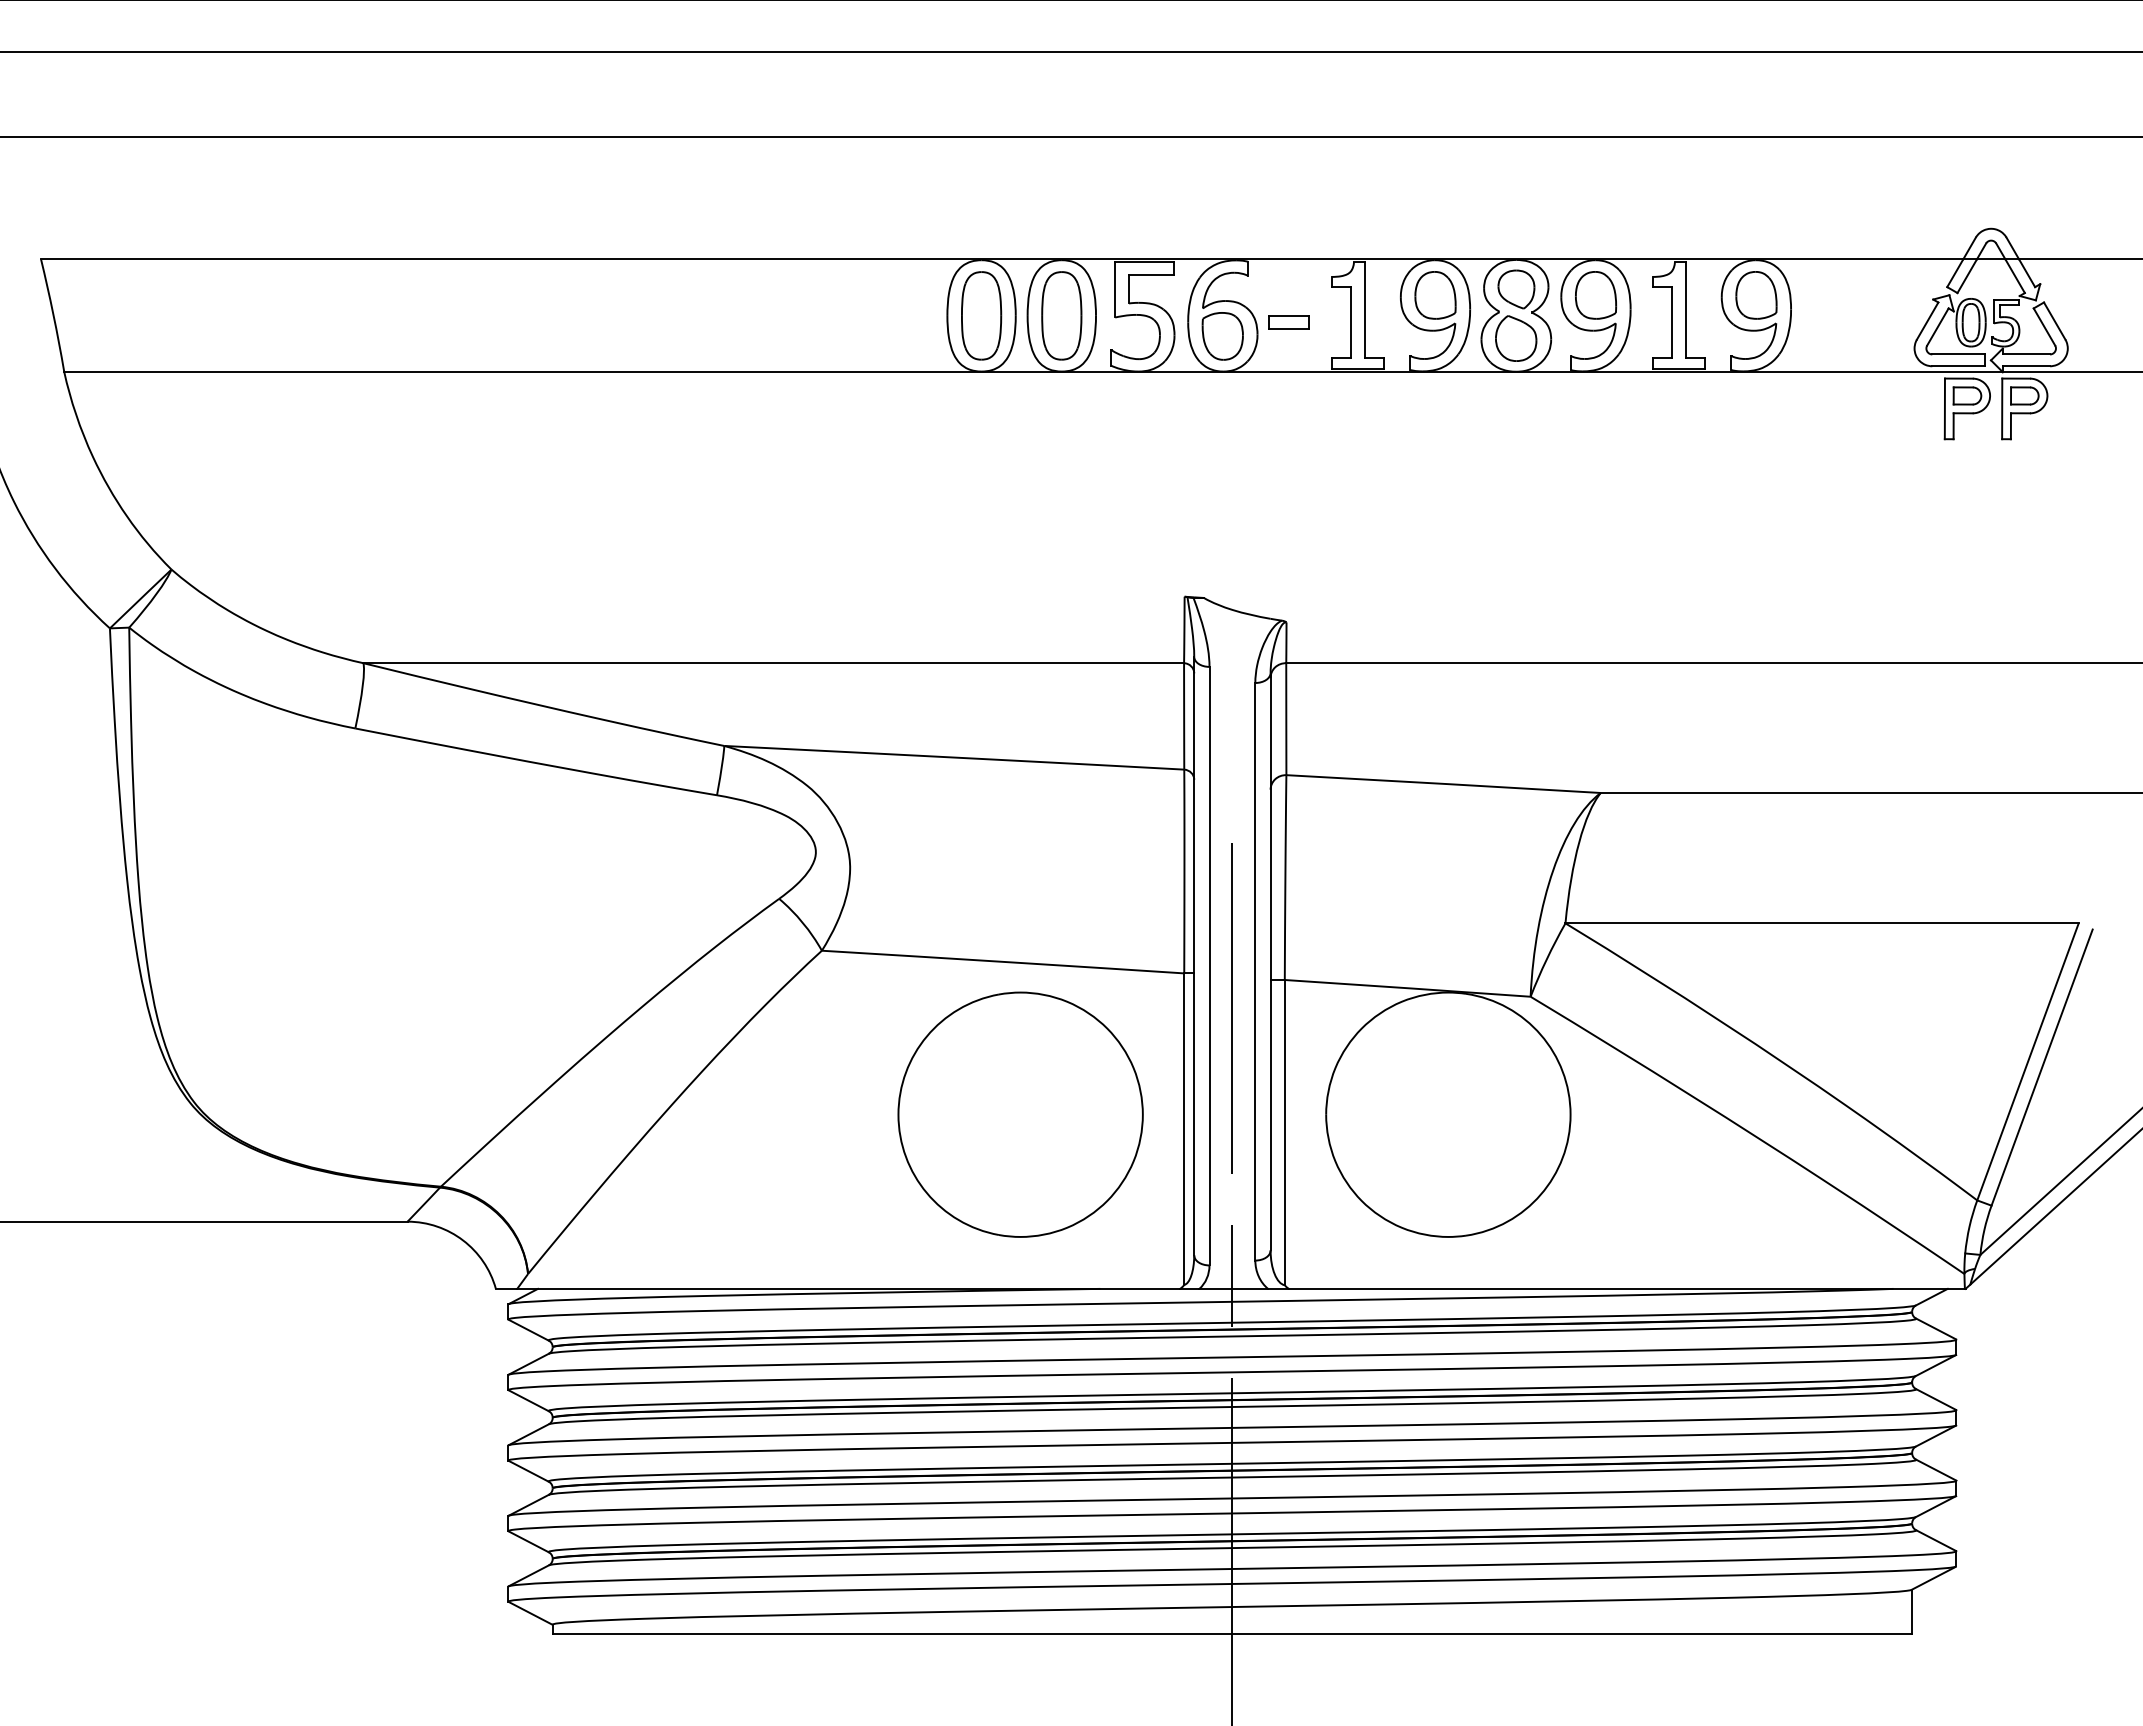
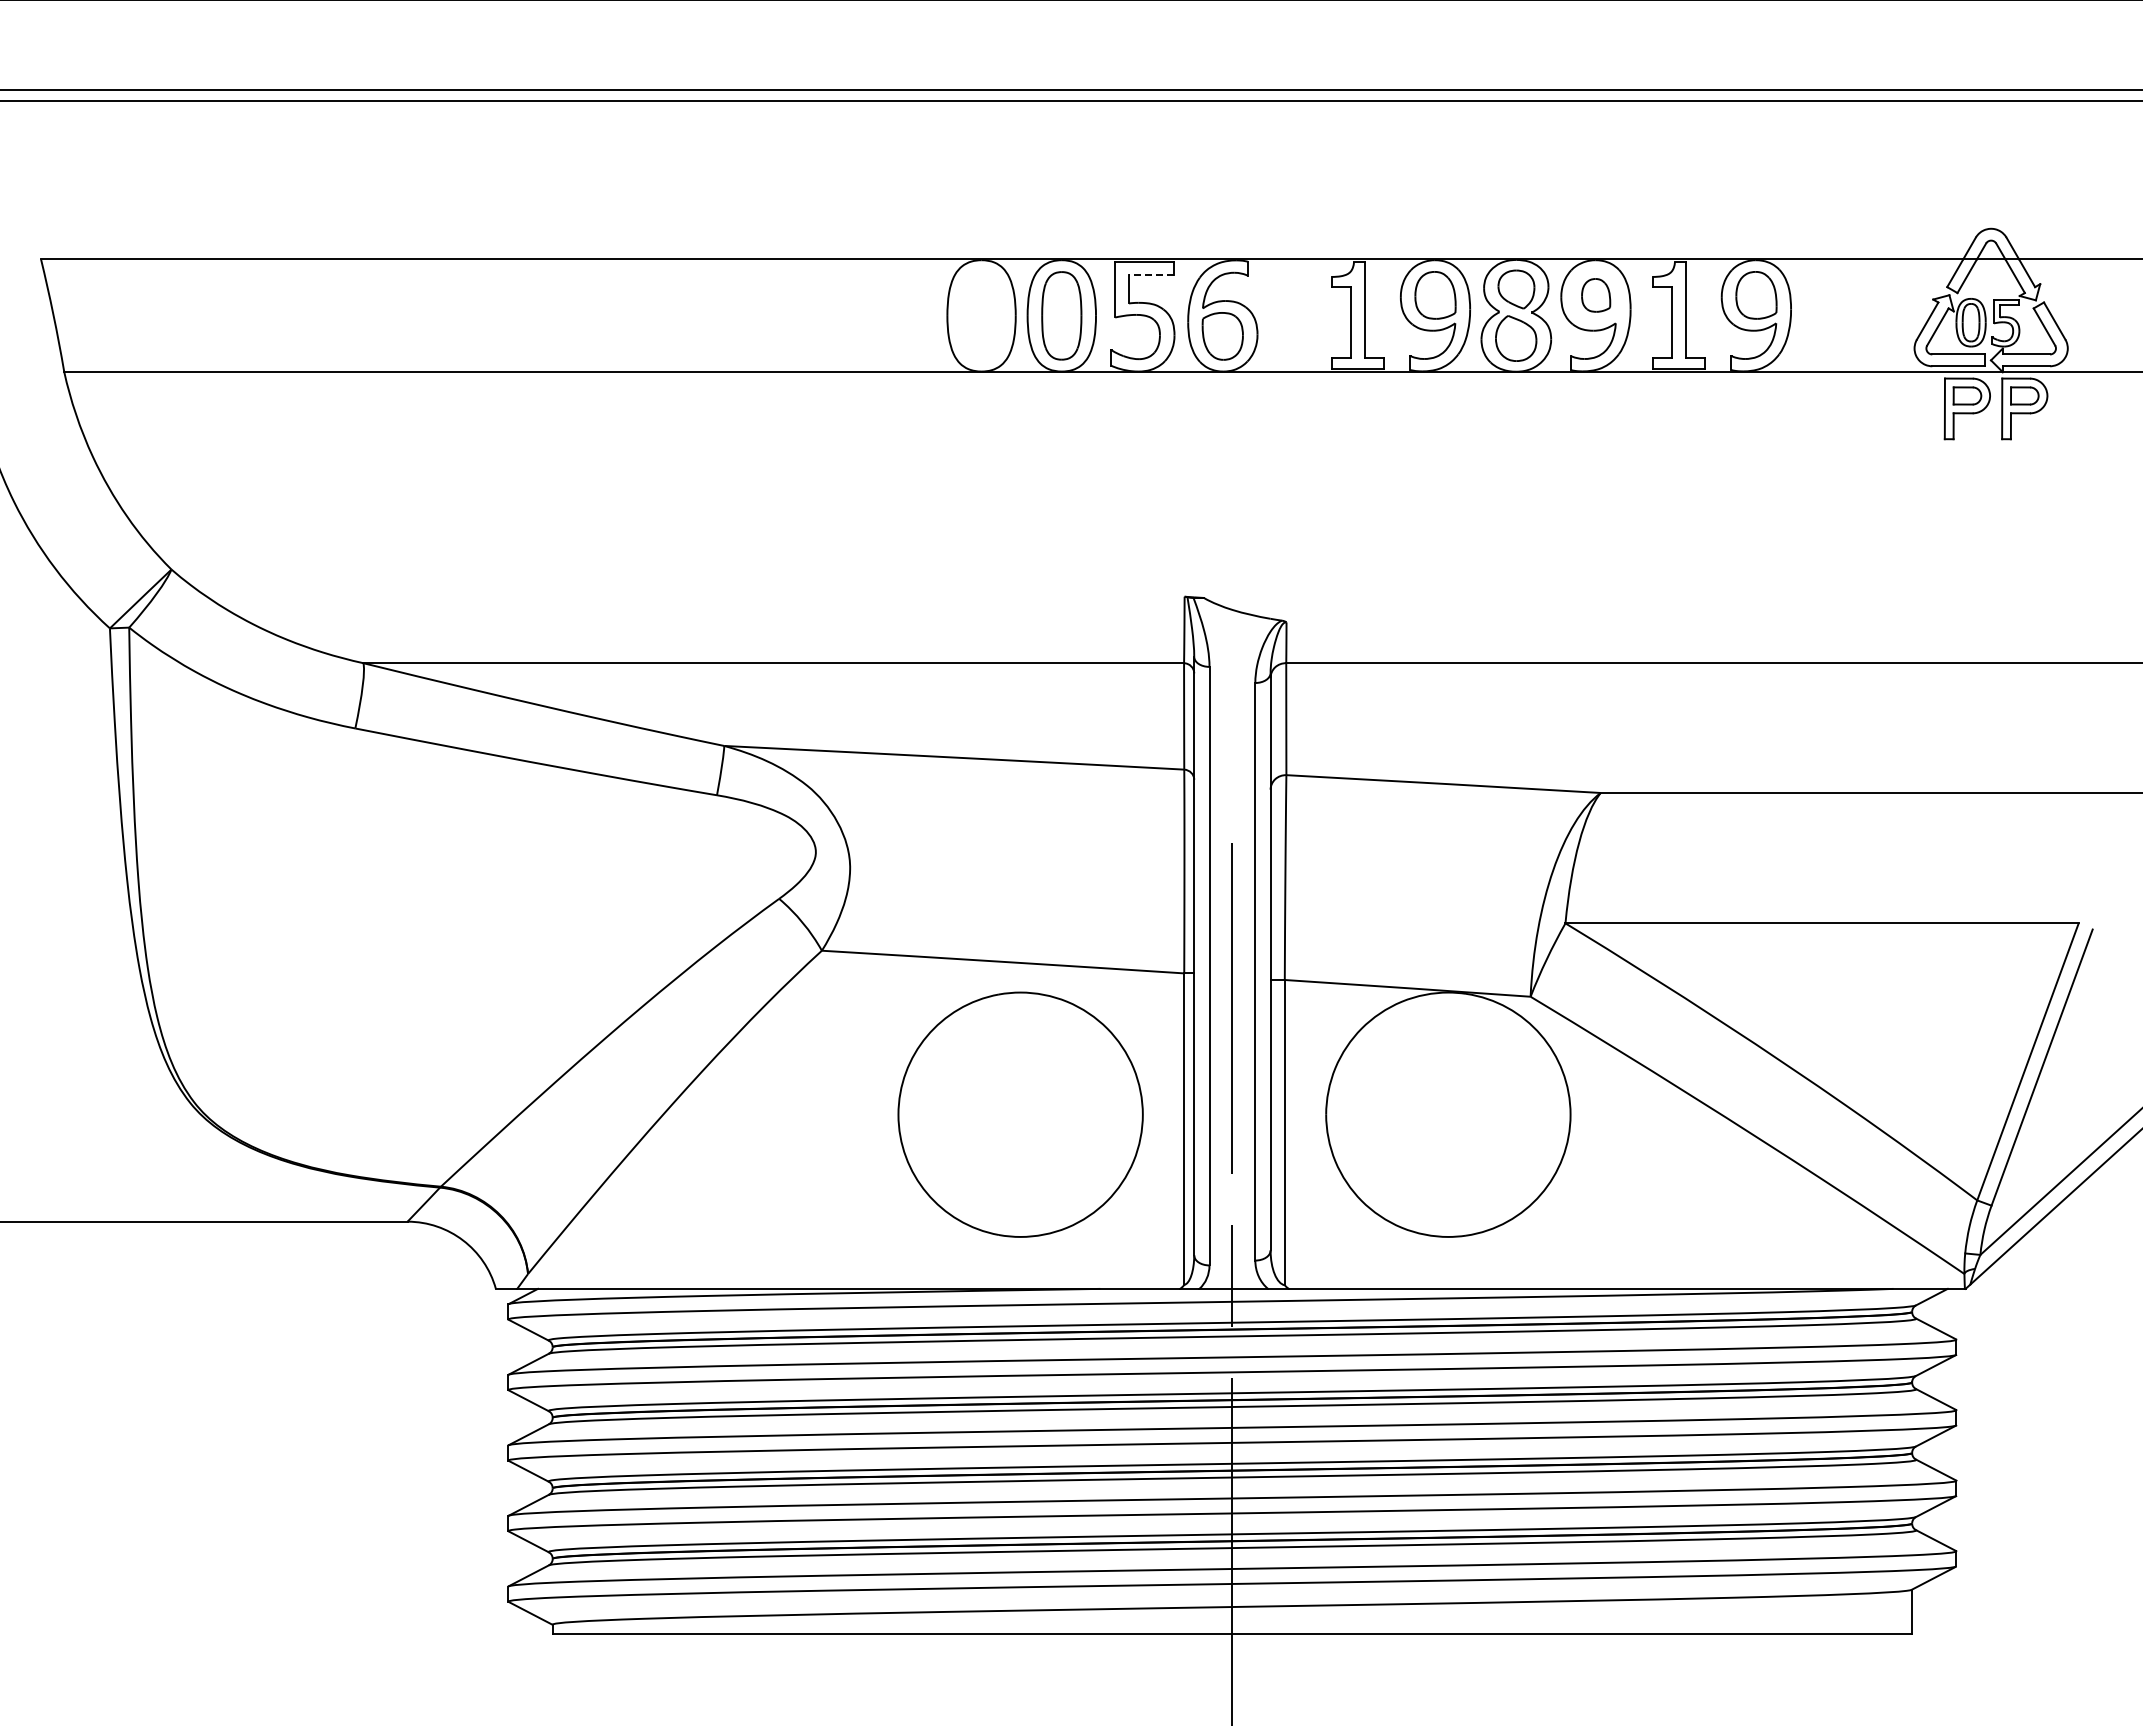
line position: (1070, 51) -> (1070, 89) (1070, 89)
line position: (1070, 137) -> (1070, 101) (1070, 101)
line: solid -> dashed (1150, 274)
part size: 43x49 px -> 31x35 px (1596, 295)
part: present -> none (981, 315)
part: present -> none (1288, 322)
